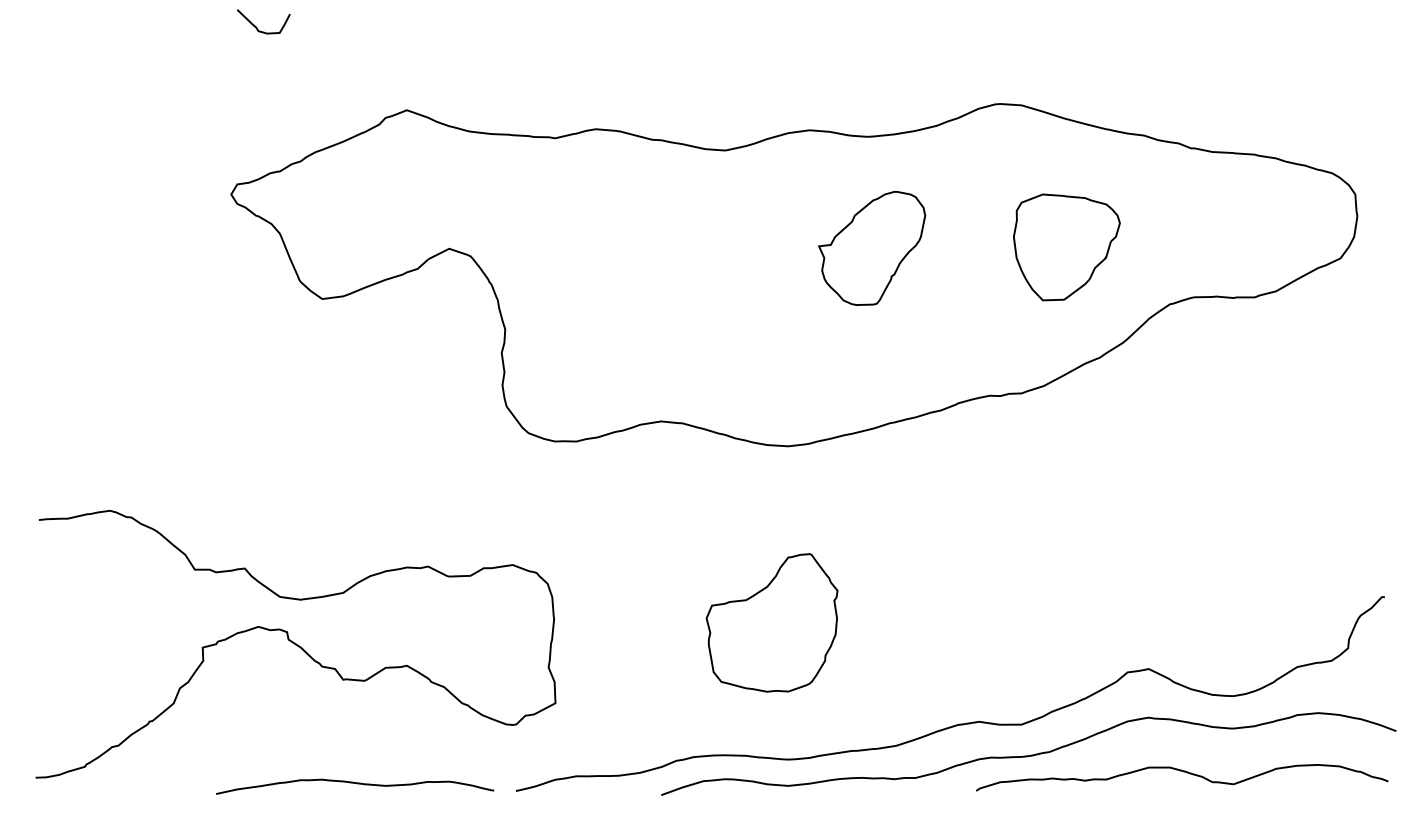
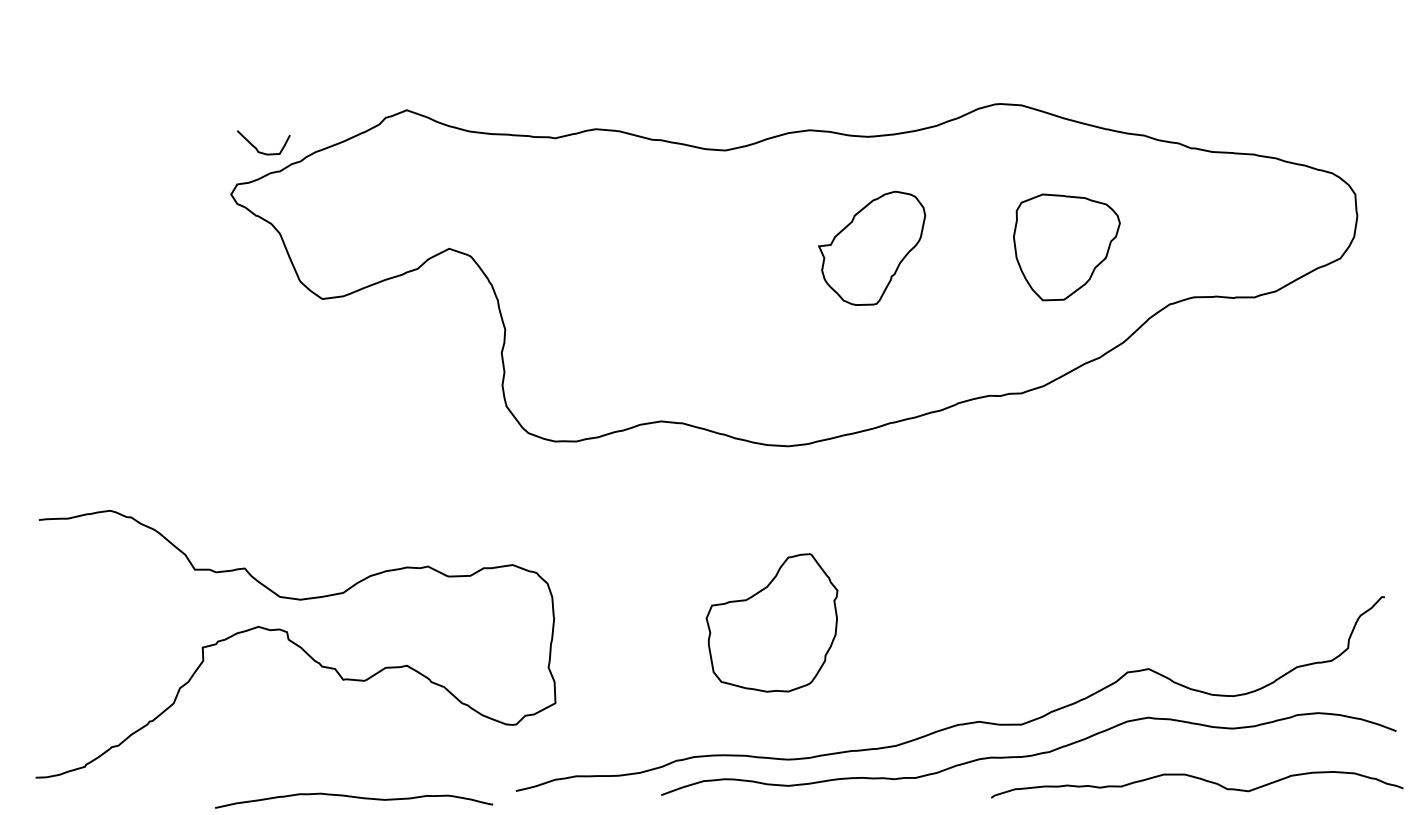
curve position: (257, 27) -> (257, 148) (257, 148)
curve position: (1183, 772) -> (1198, 779) (1198, 779)
curve position: (356, 784) -> (355, 798) (355, 798)
